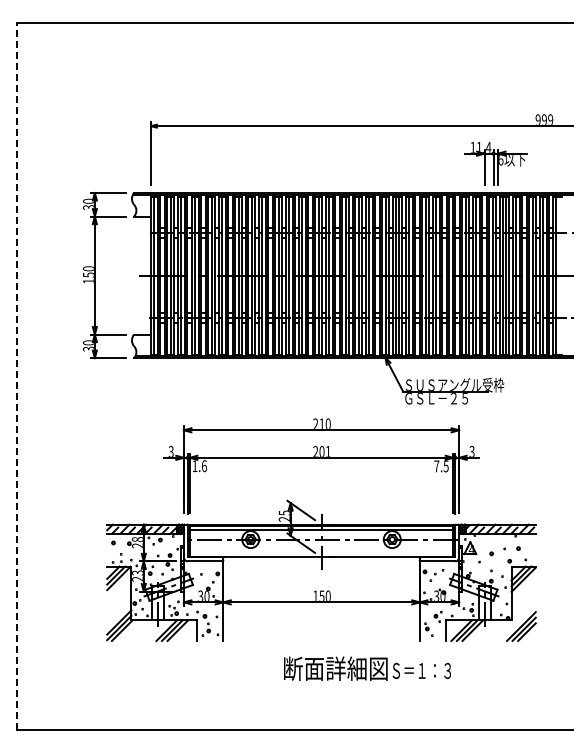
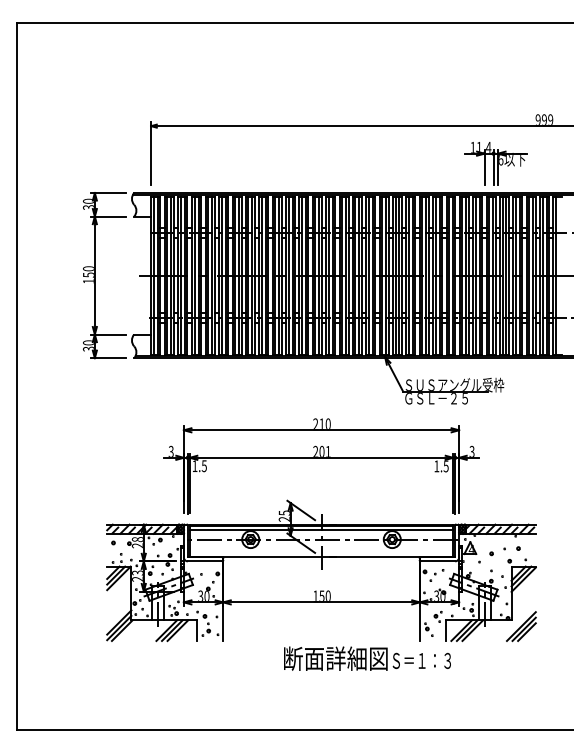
line: dashed -> solid (17, 376)
text: 1.6 -> 1.5 (203, 466)
text: 7.5 -> 1.5 (436, 466)
text position: (367, 668) -> (367, 658) (367, 658)
